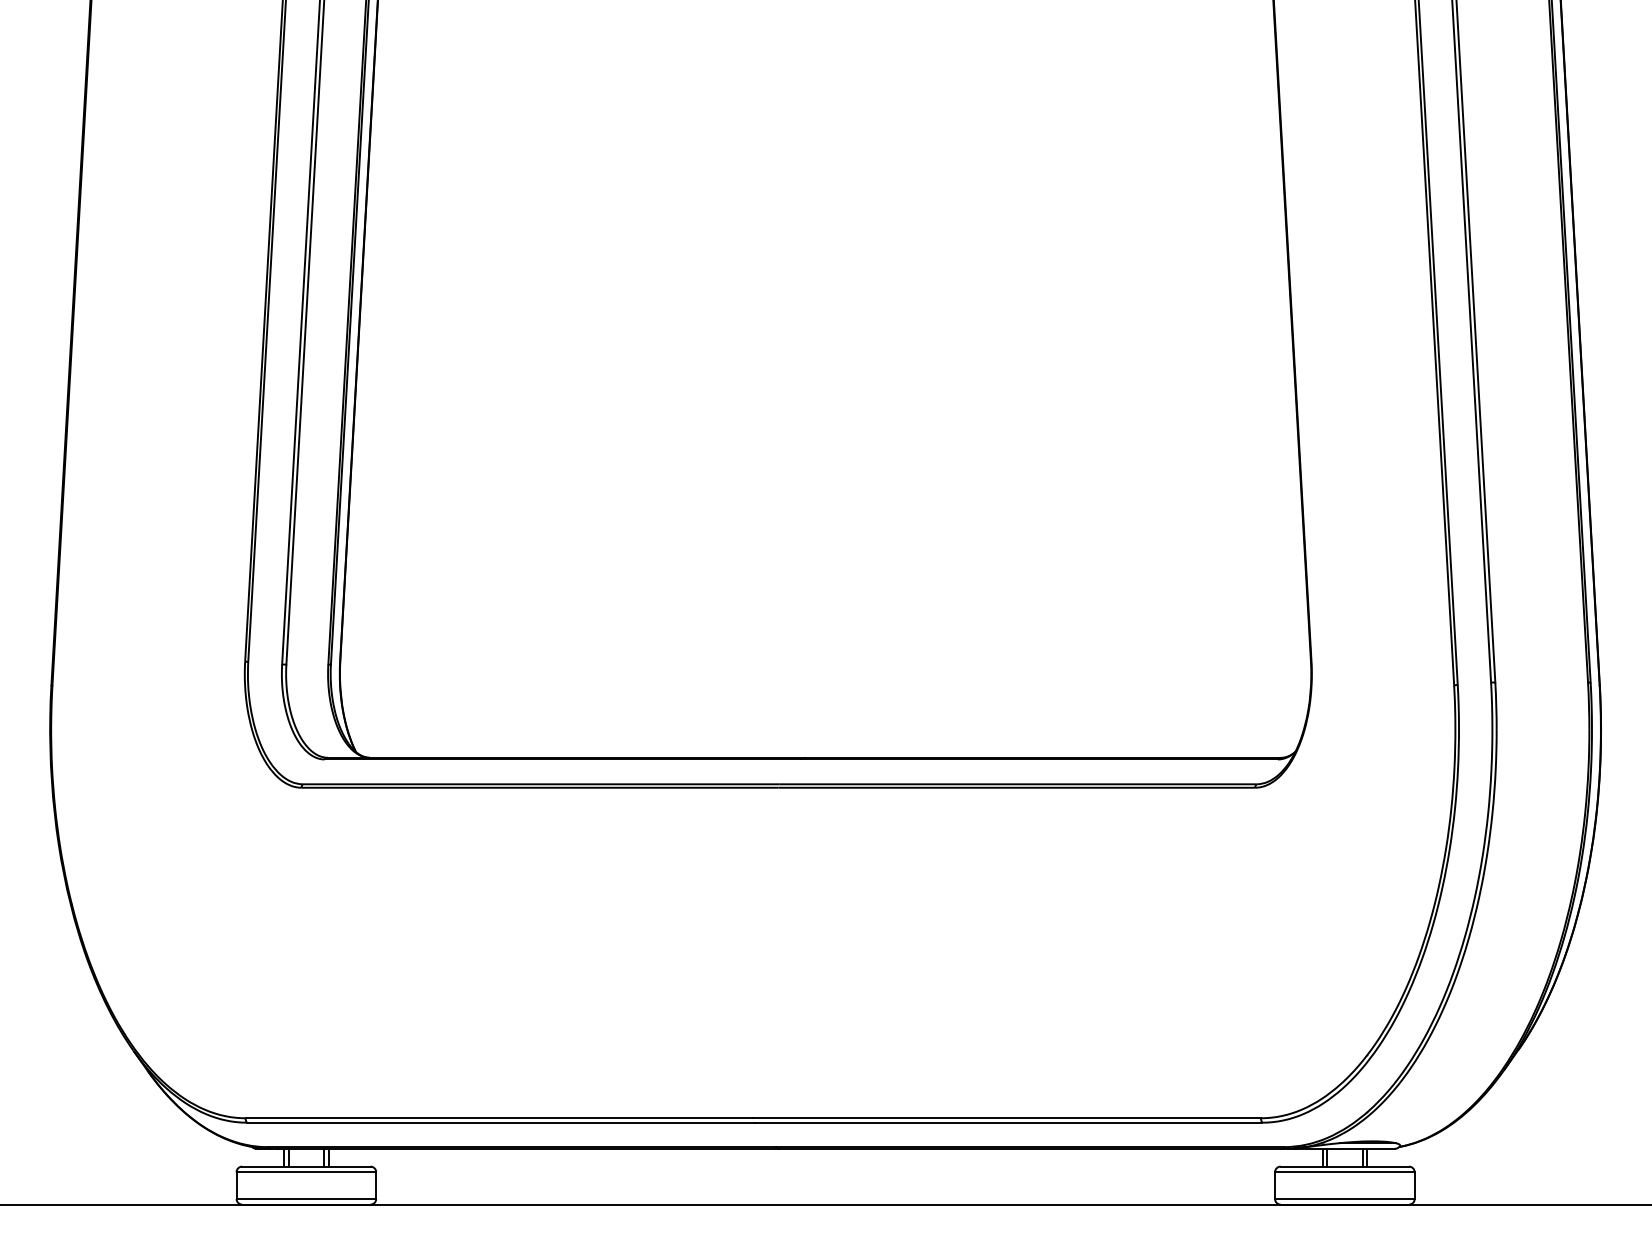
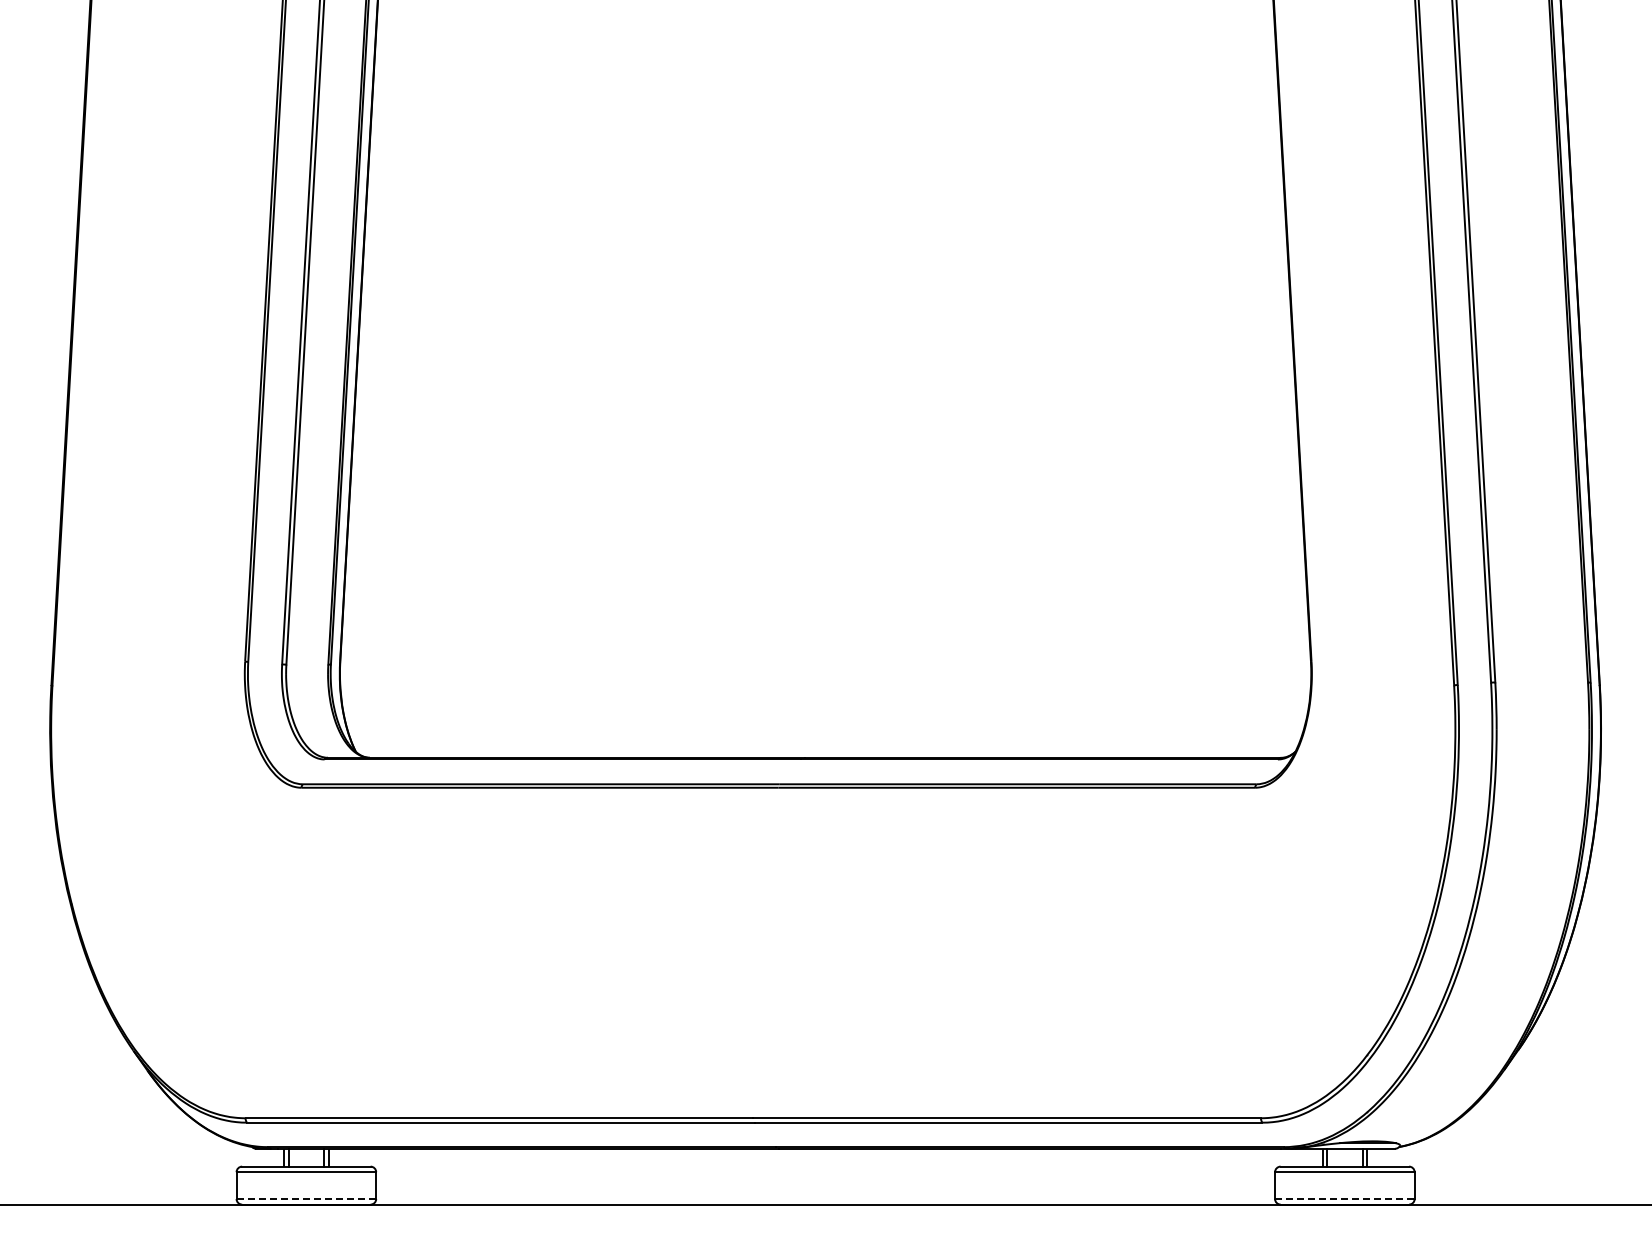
line: solid -> dashed (306, 1199)
line: solid -> dashed (1344, 1199)
